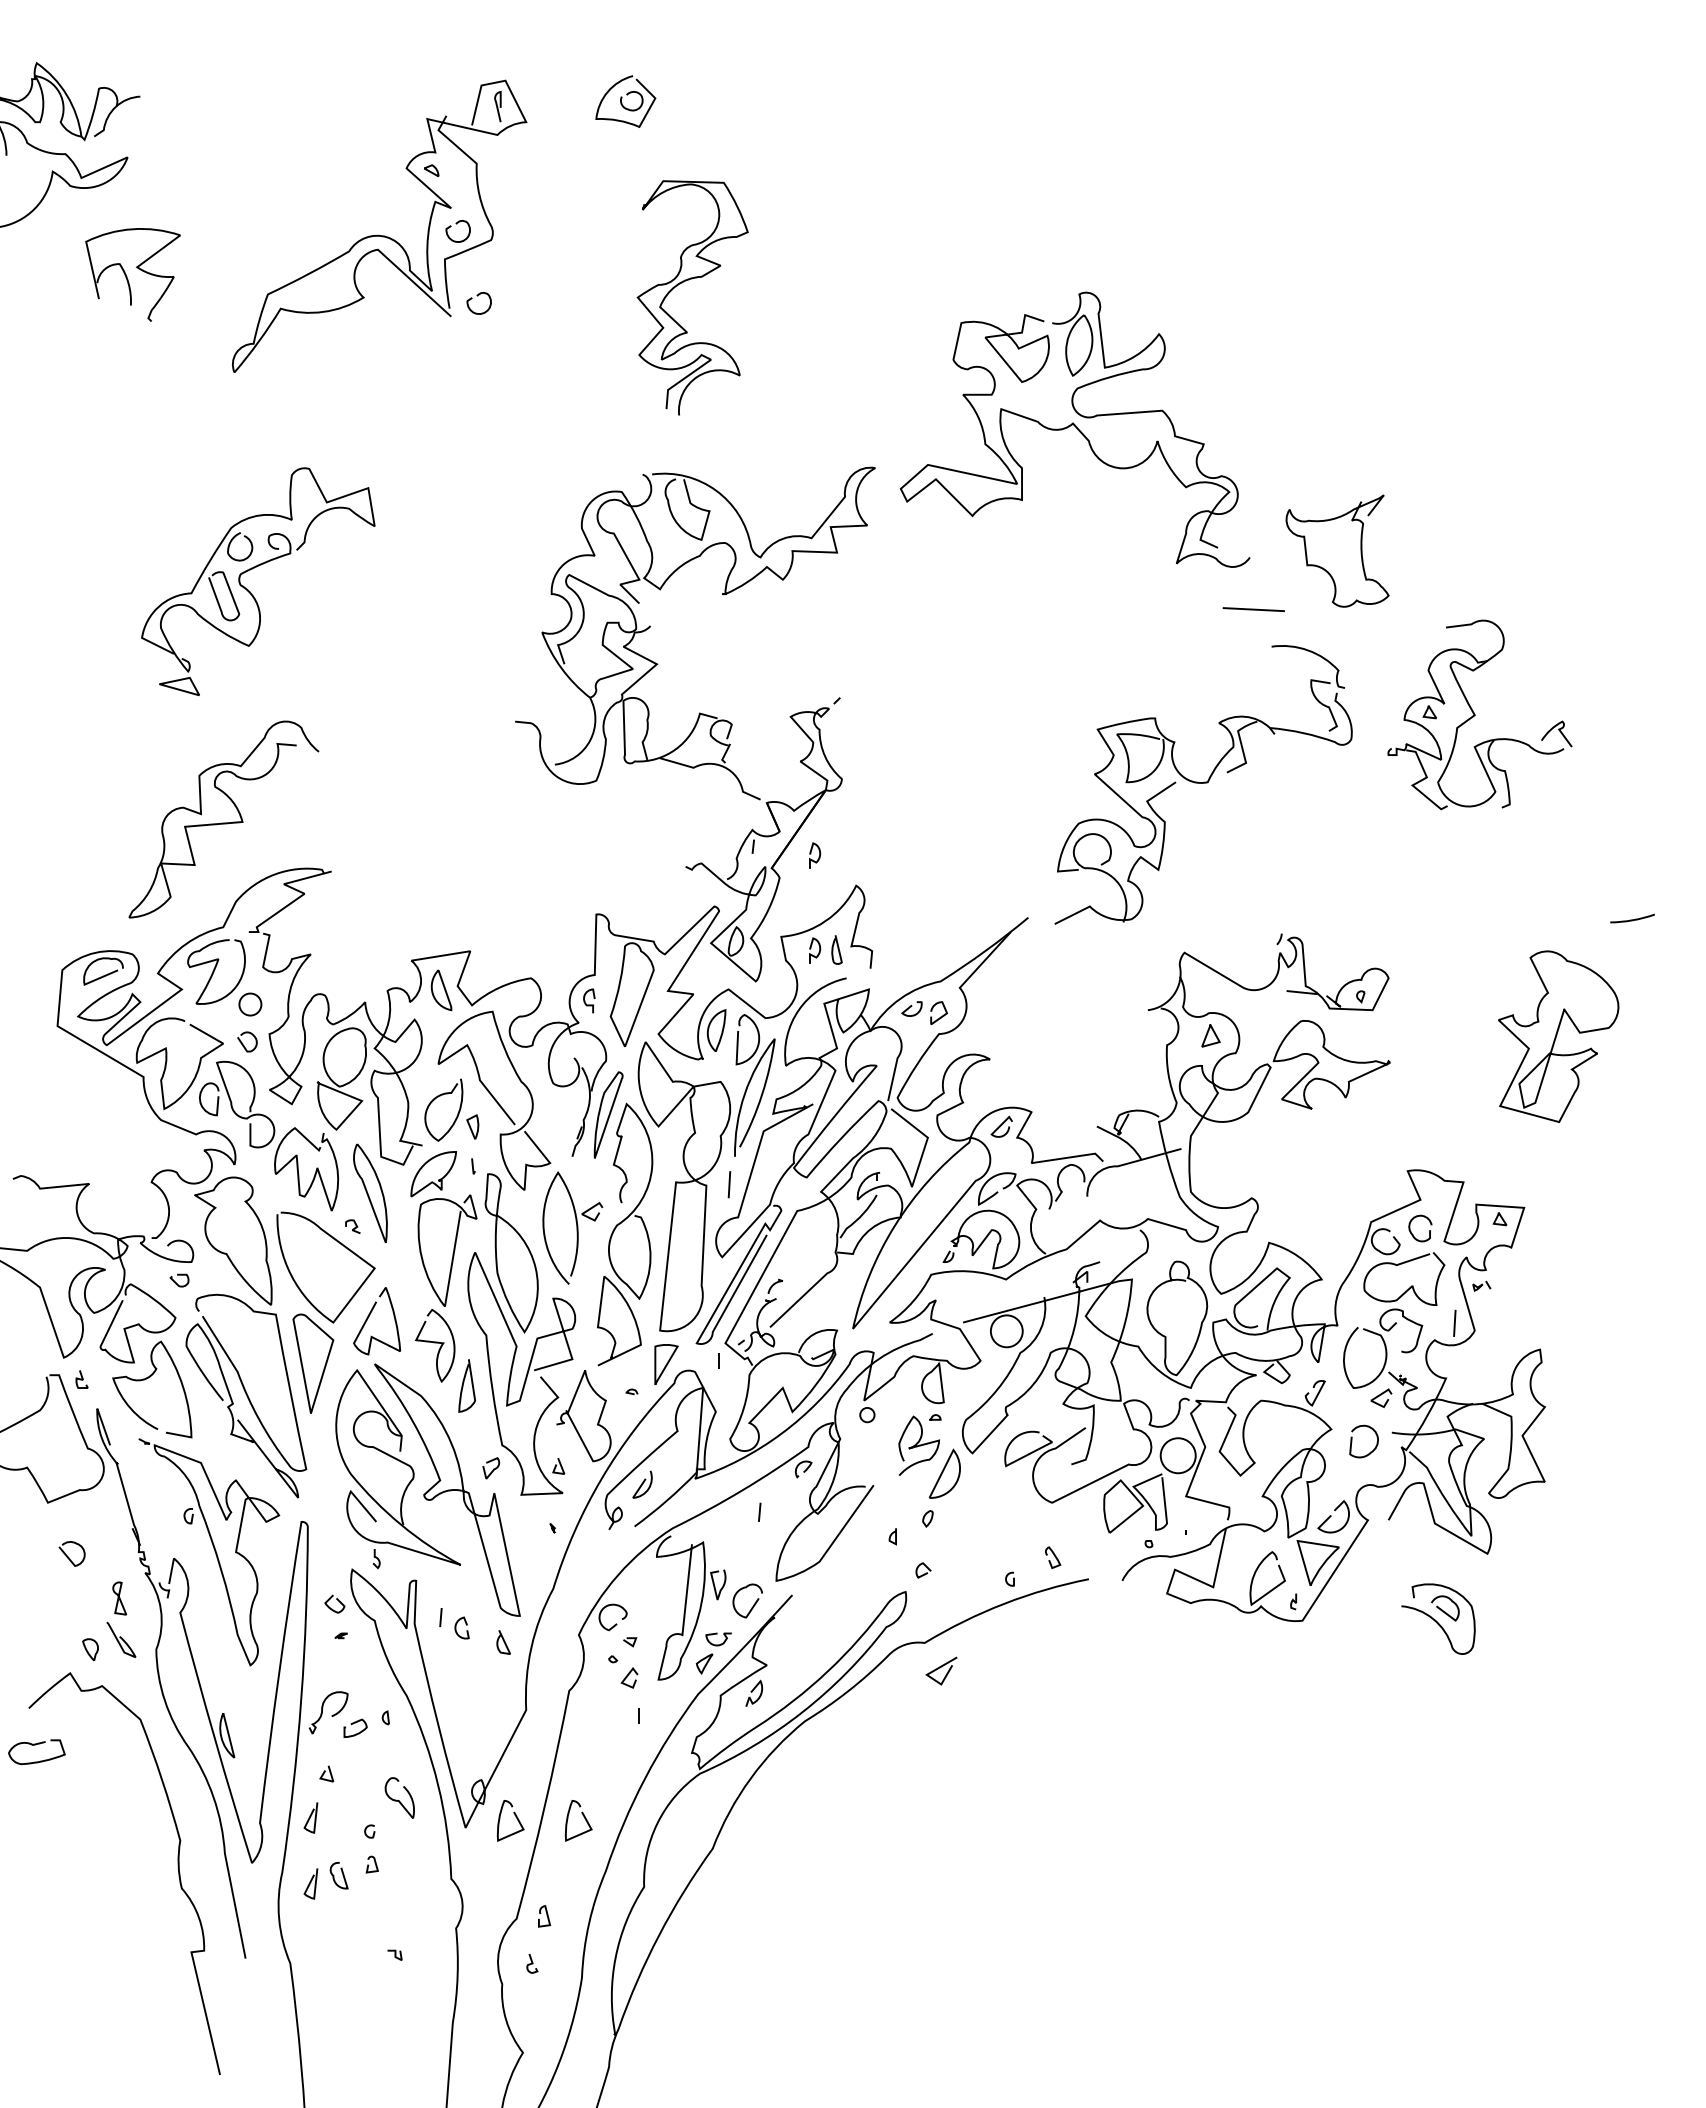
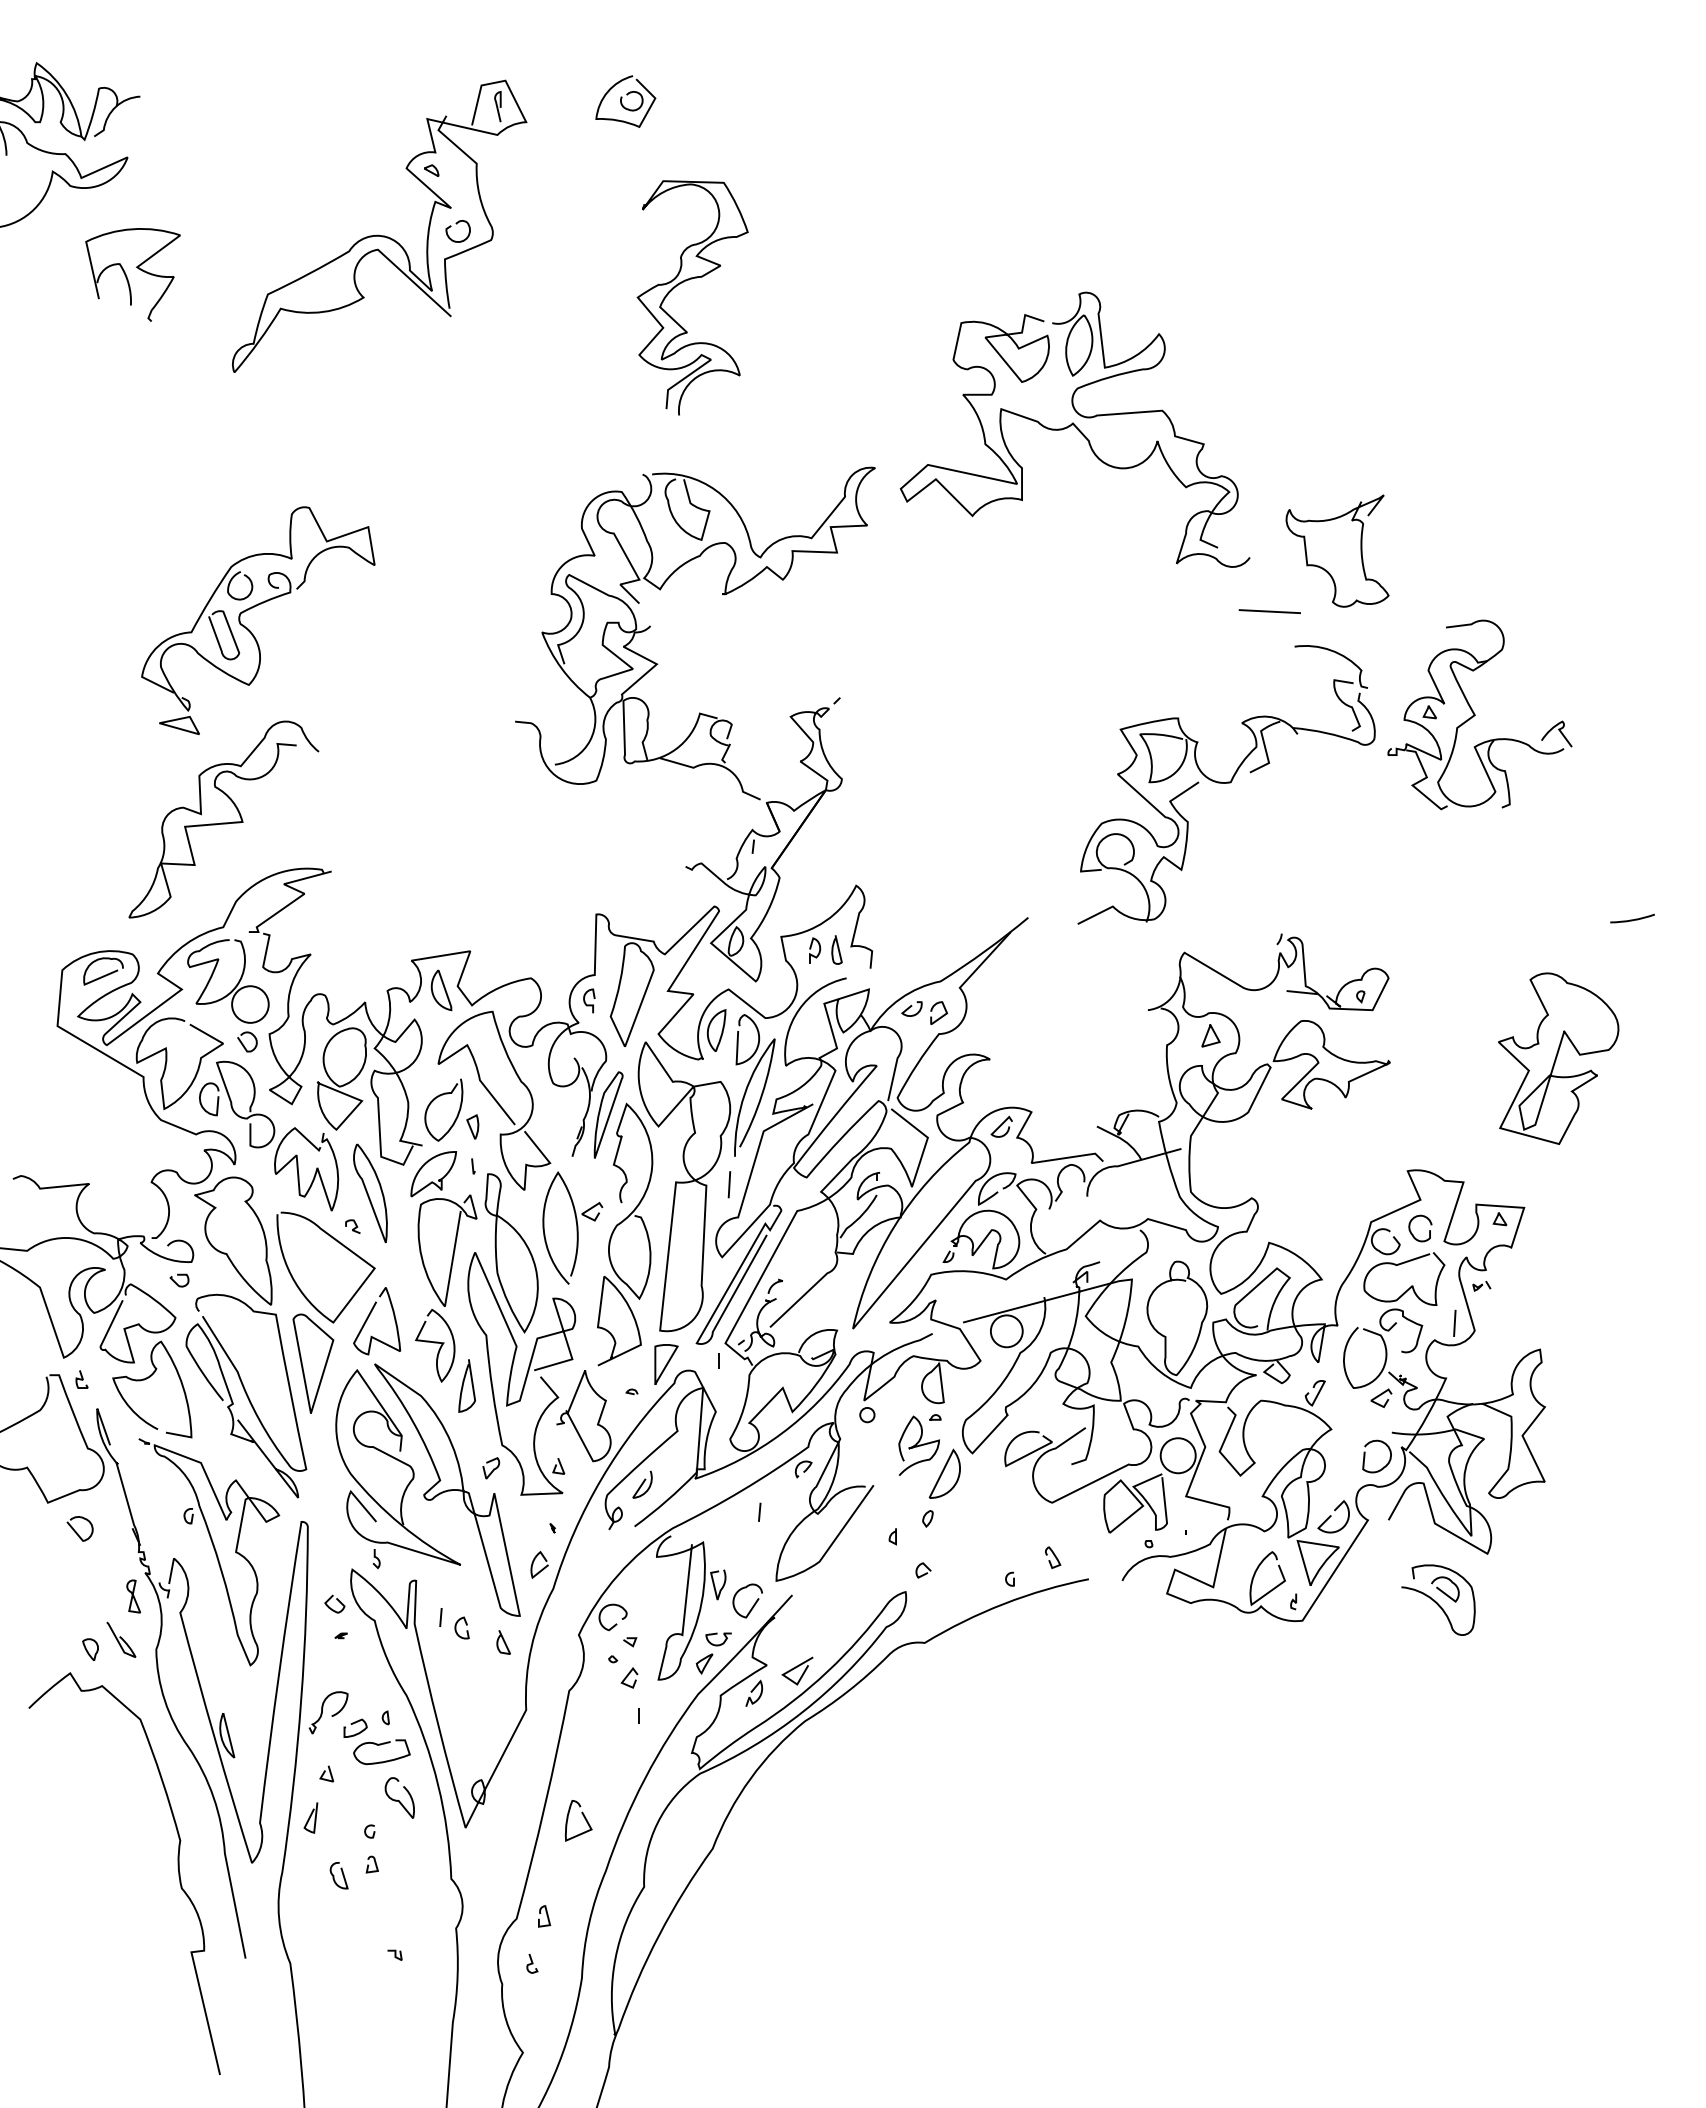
curve: present -> none (478, 296)
part position: (249, 590) -> (249, 629) (249, 629)
line position: (1253, 609) -> (1269, 611) (1269, 611)
part position: (1203, 784) -> (1226, 784) (1226, 784)
curve: present -> none (818, 856)
circle diameter: 22 px -> 37 px (250, 1004)
part position: (1558, 1036) -> (1558, 1058) (1558, 1058)
curve position: (1352, 1441) -> (1365, 1456) (1365, 1456)
curve position: (68, 1556) -> (76, 1531) (76, 1531)
curve: none -> present (543, 1567)
part position: (119, 1598) -> (133, 1596) (133, 1596)
part position: (1438, 1618) -> (1438, 1599) (1438, 1599)
line position: (940, 1668) -> (796, 1668) (796, 1668)
curve position: (36, 1745) -> (381, 1745) (381, 1745)
curve: present -> none (515, 1817)
curve: present -> none (310, 1883)
